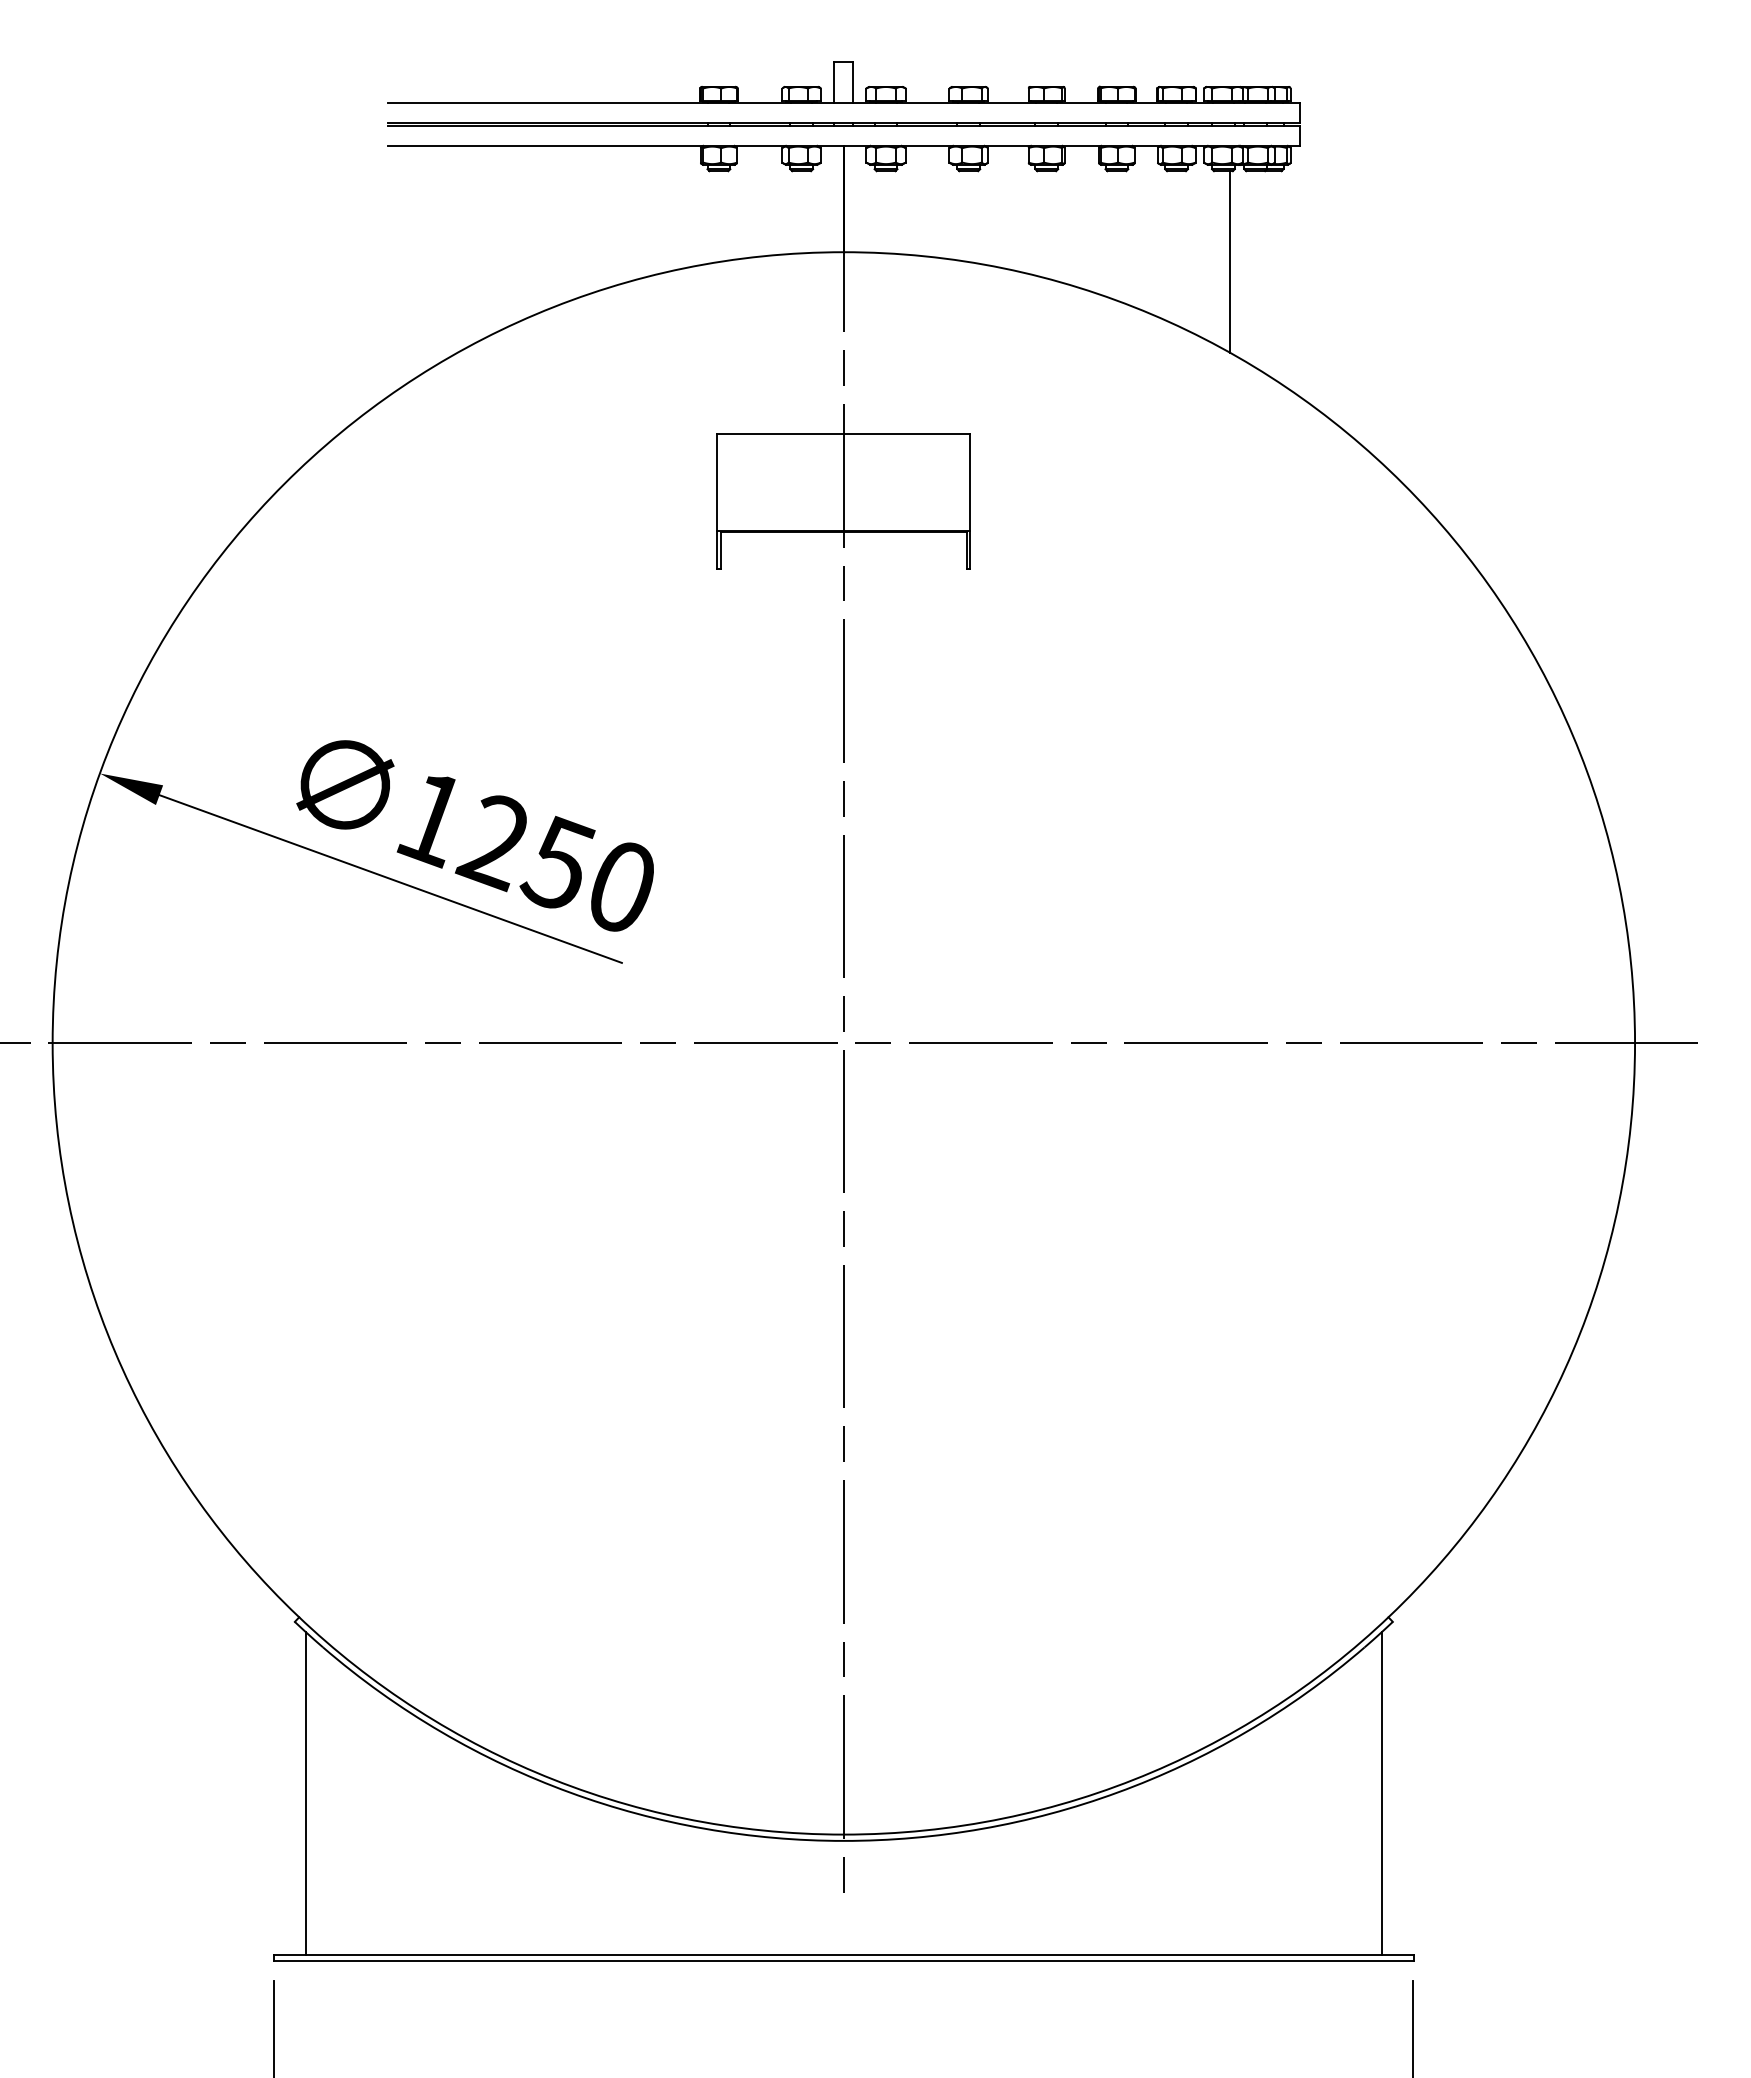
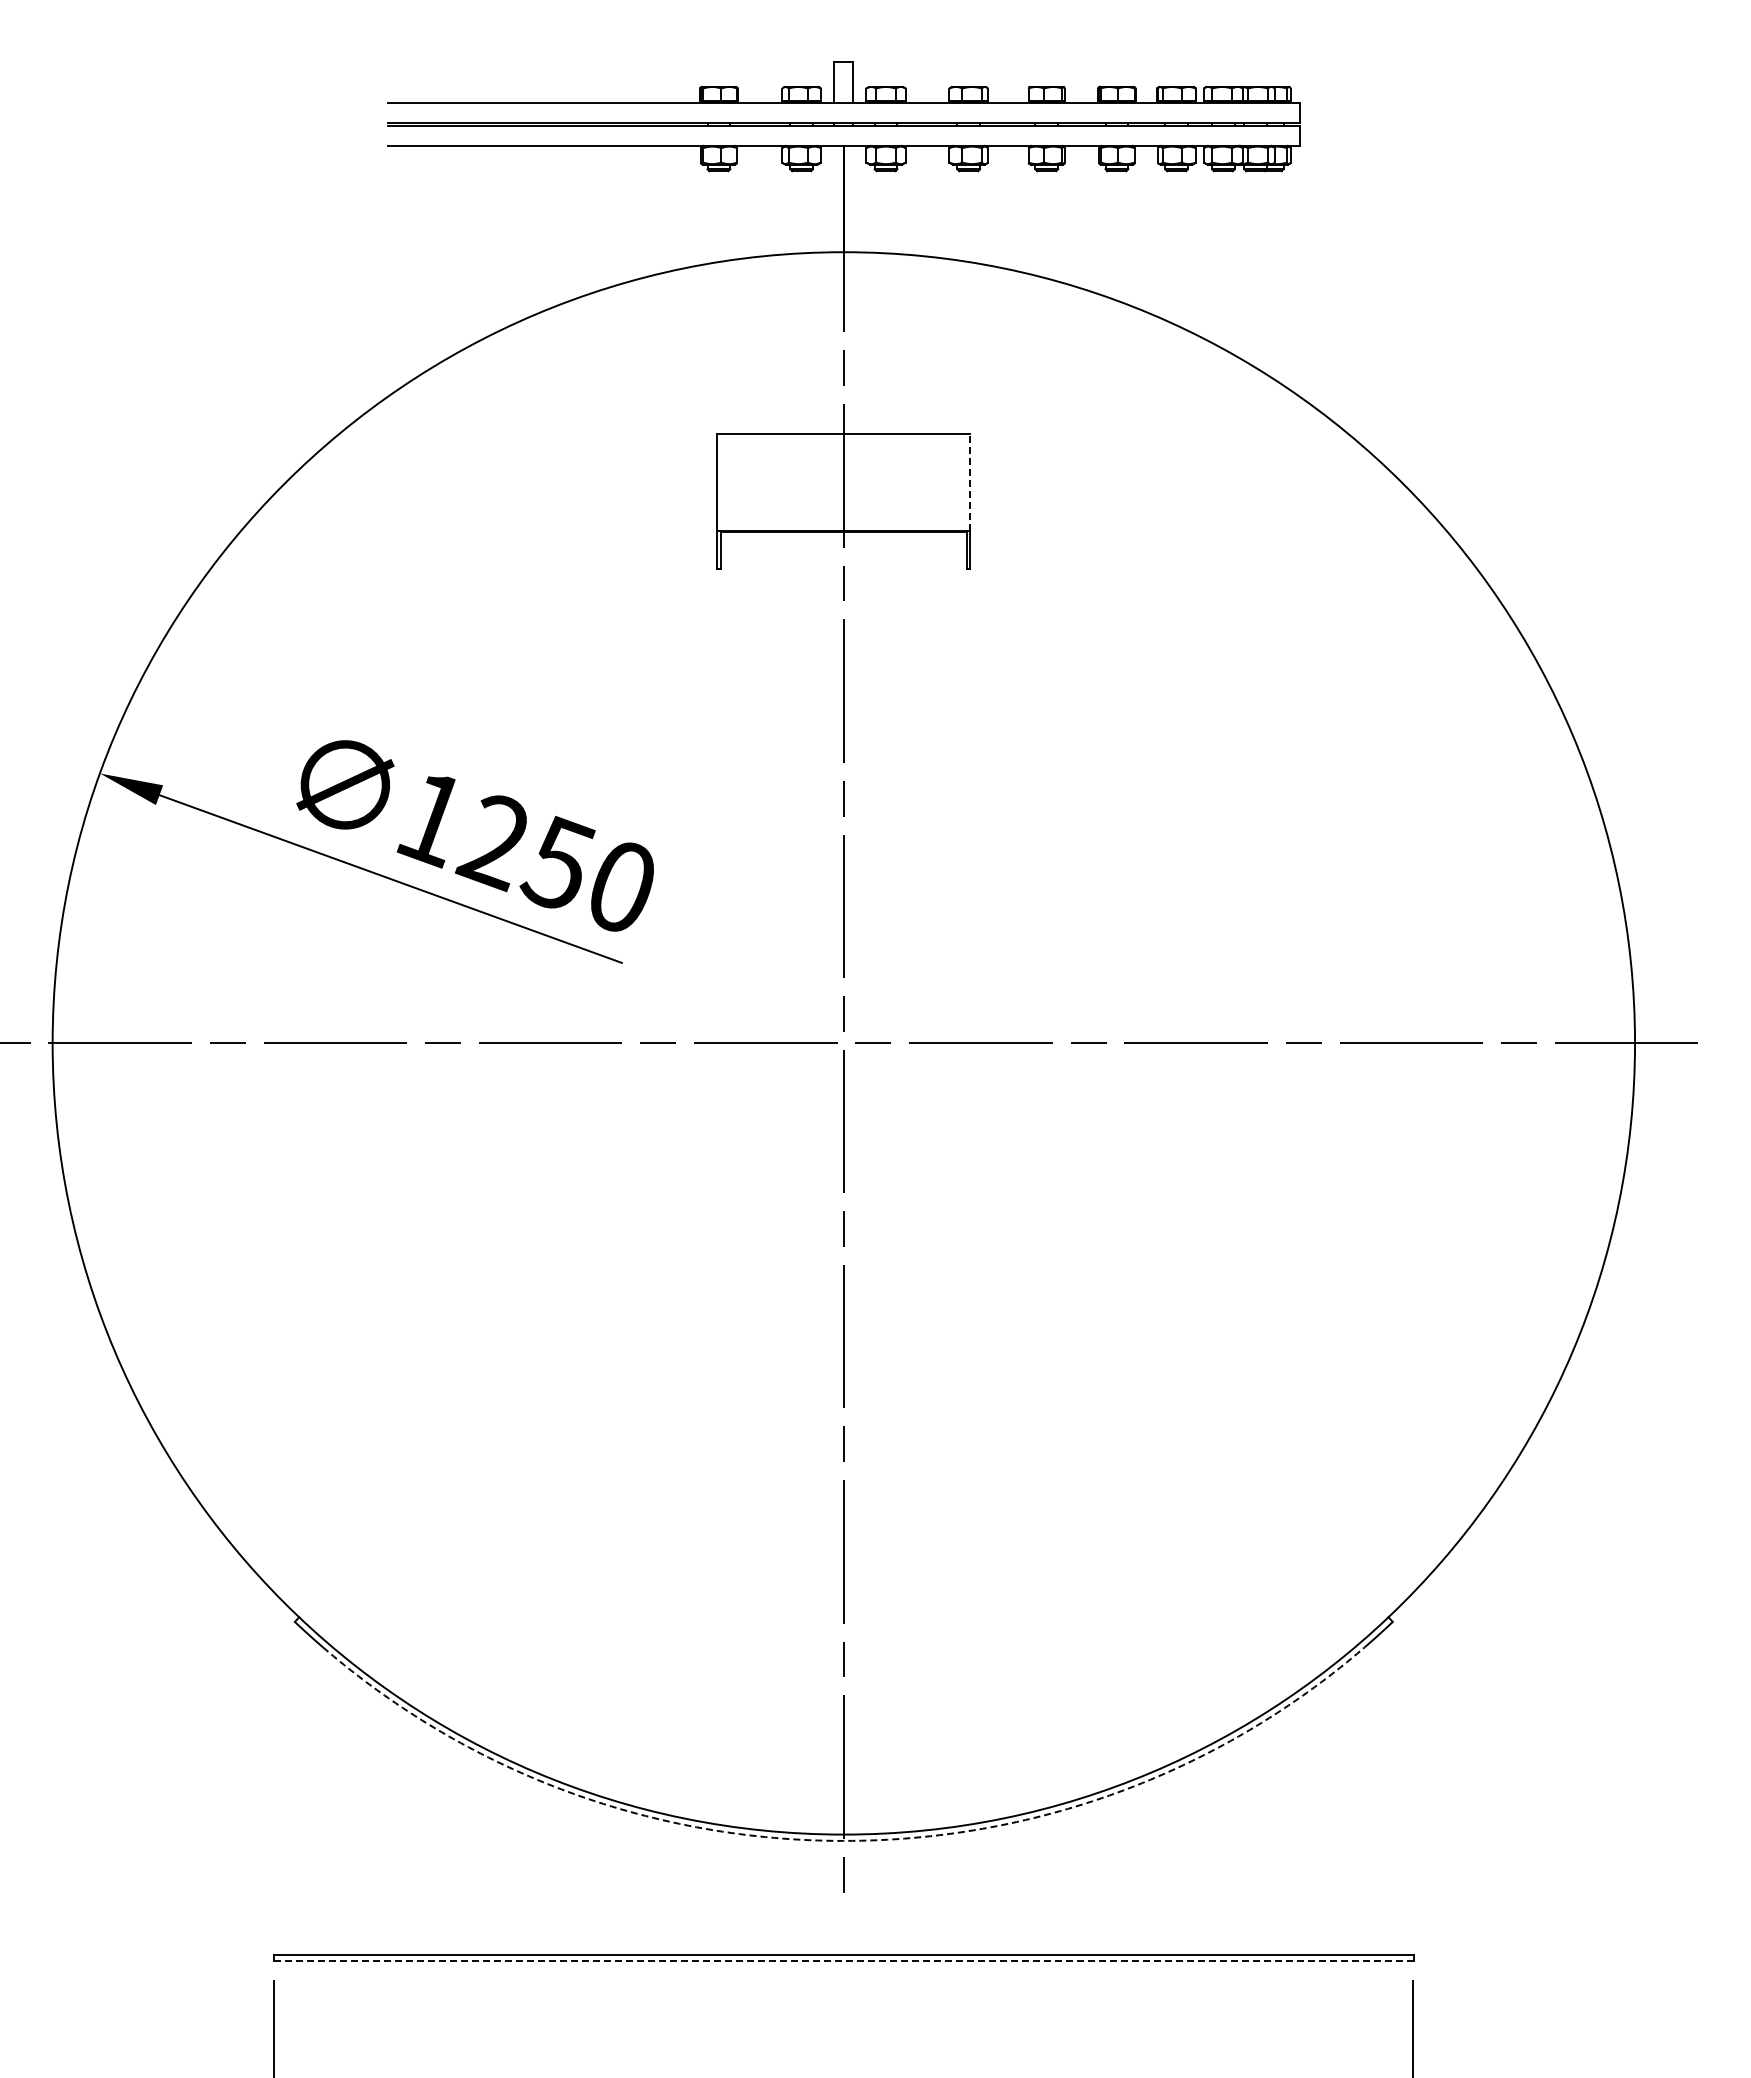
line: present -> none (1229, 261)
line: solid -> dashed (970, 482)
line: present -> none (305, 1793)
line: present -> none (1381, 1793)
arc: solid -> dashed (843, 1840)
line: solid -> dashed (843, 1961)
